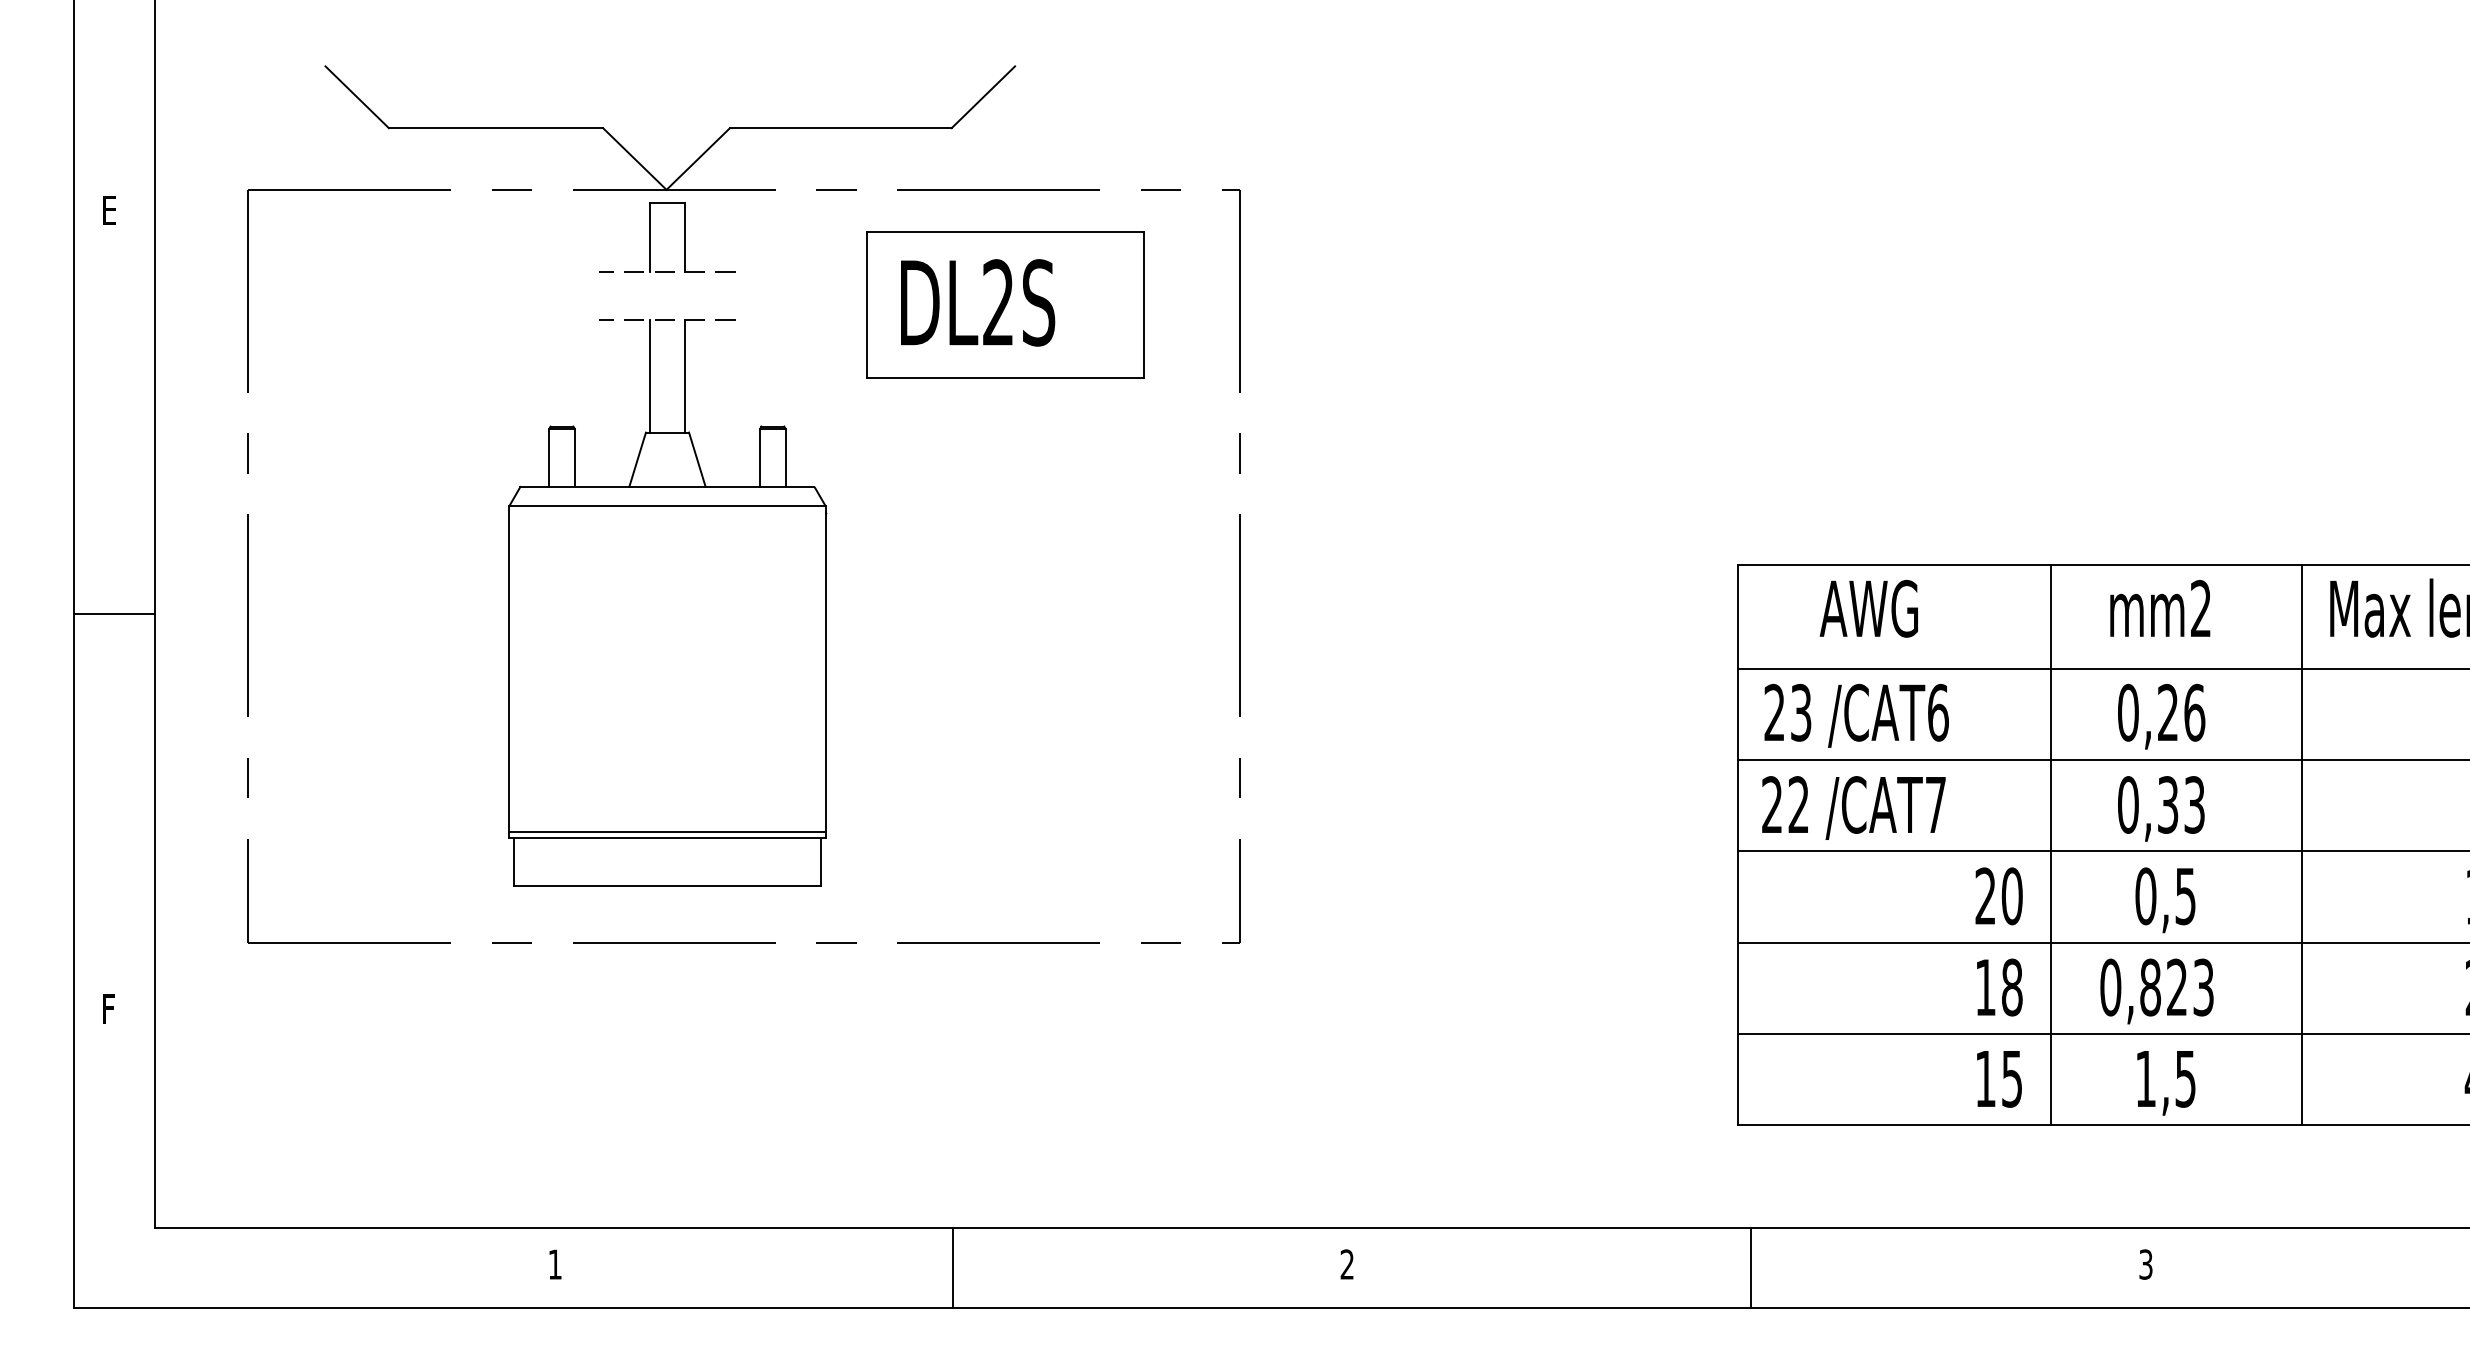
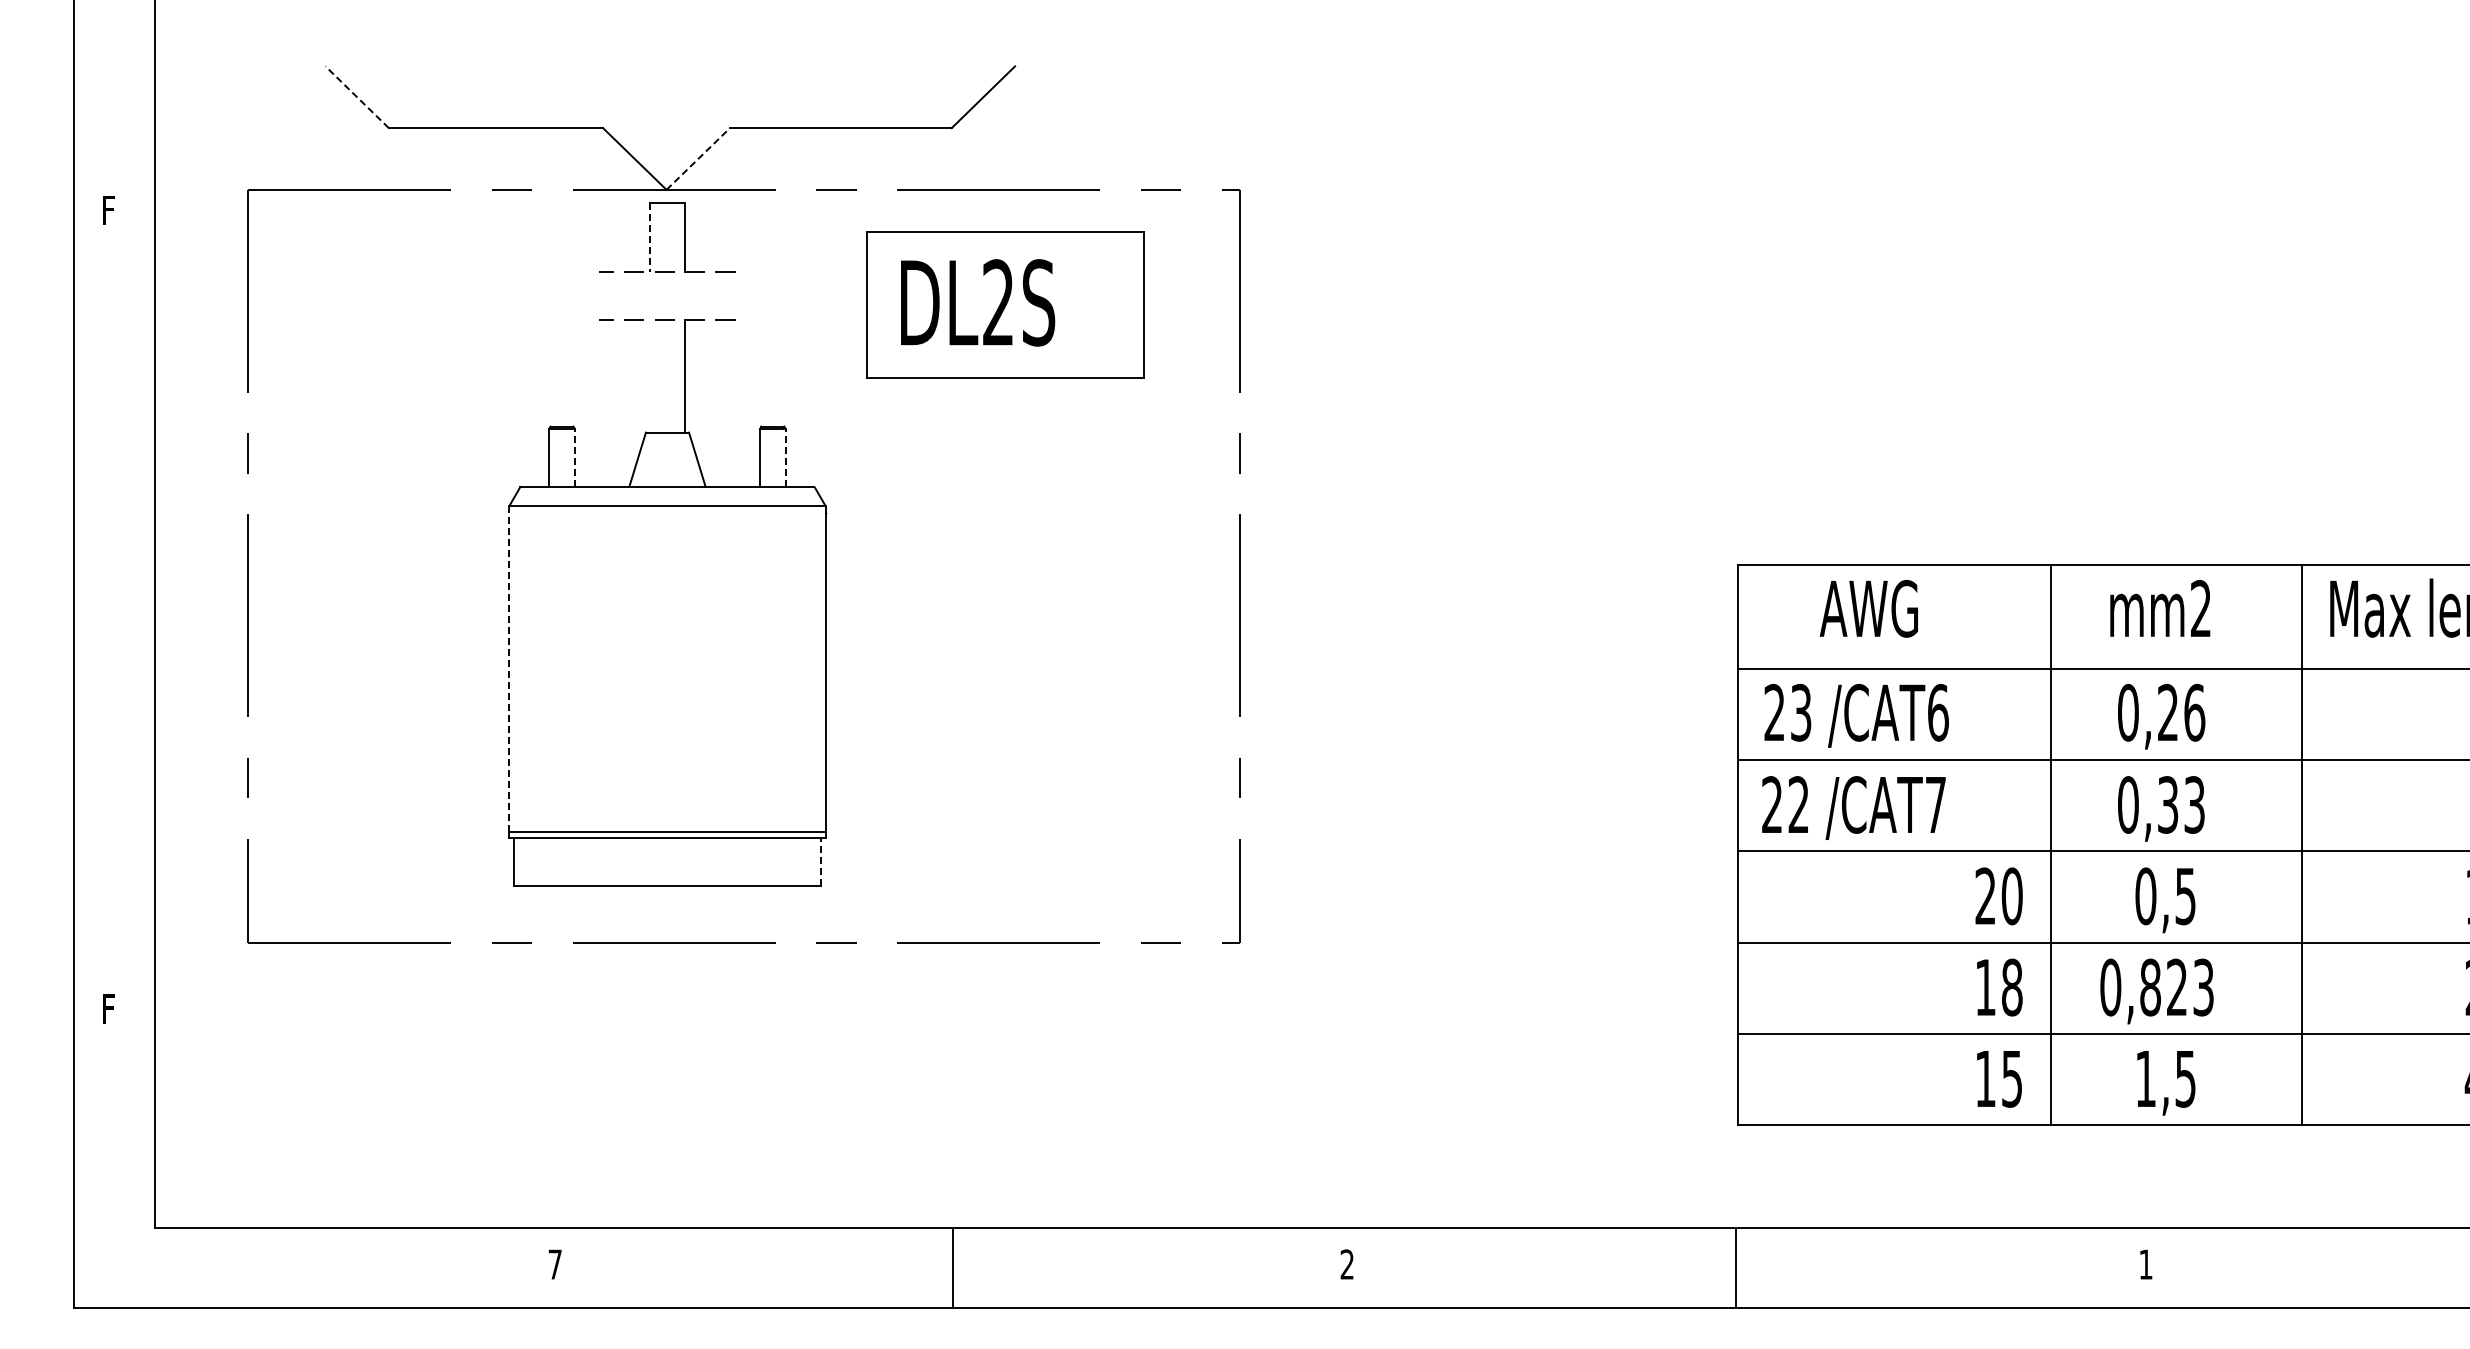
line: solid -> dashed (356, 96)
line: solid -> dashed (698, 158)
text: E -> F (110, 210)
line: solid -> dashed (649, 238)
line: present -> none (649, 375)
line: solid -> dashed (574, 457)
line: solid -> dashed (785, 457)
line: present -> none (113, 613)
line: solid -> dashed (509, 669)
line: solid -> dashed (820, 862)
text: 1 -> 7 (554, 1264)
text: 3 -> 1 (2145, 1264)
line position: (1751, 1268) -> (1736, 1268) (1736, 1268)
